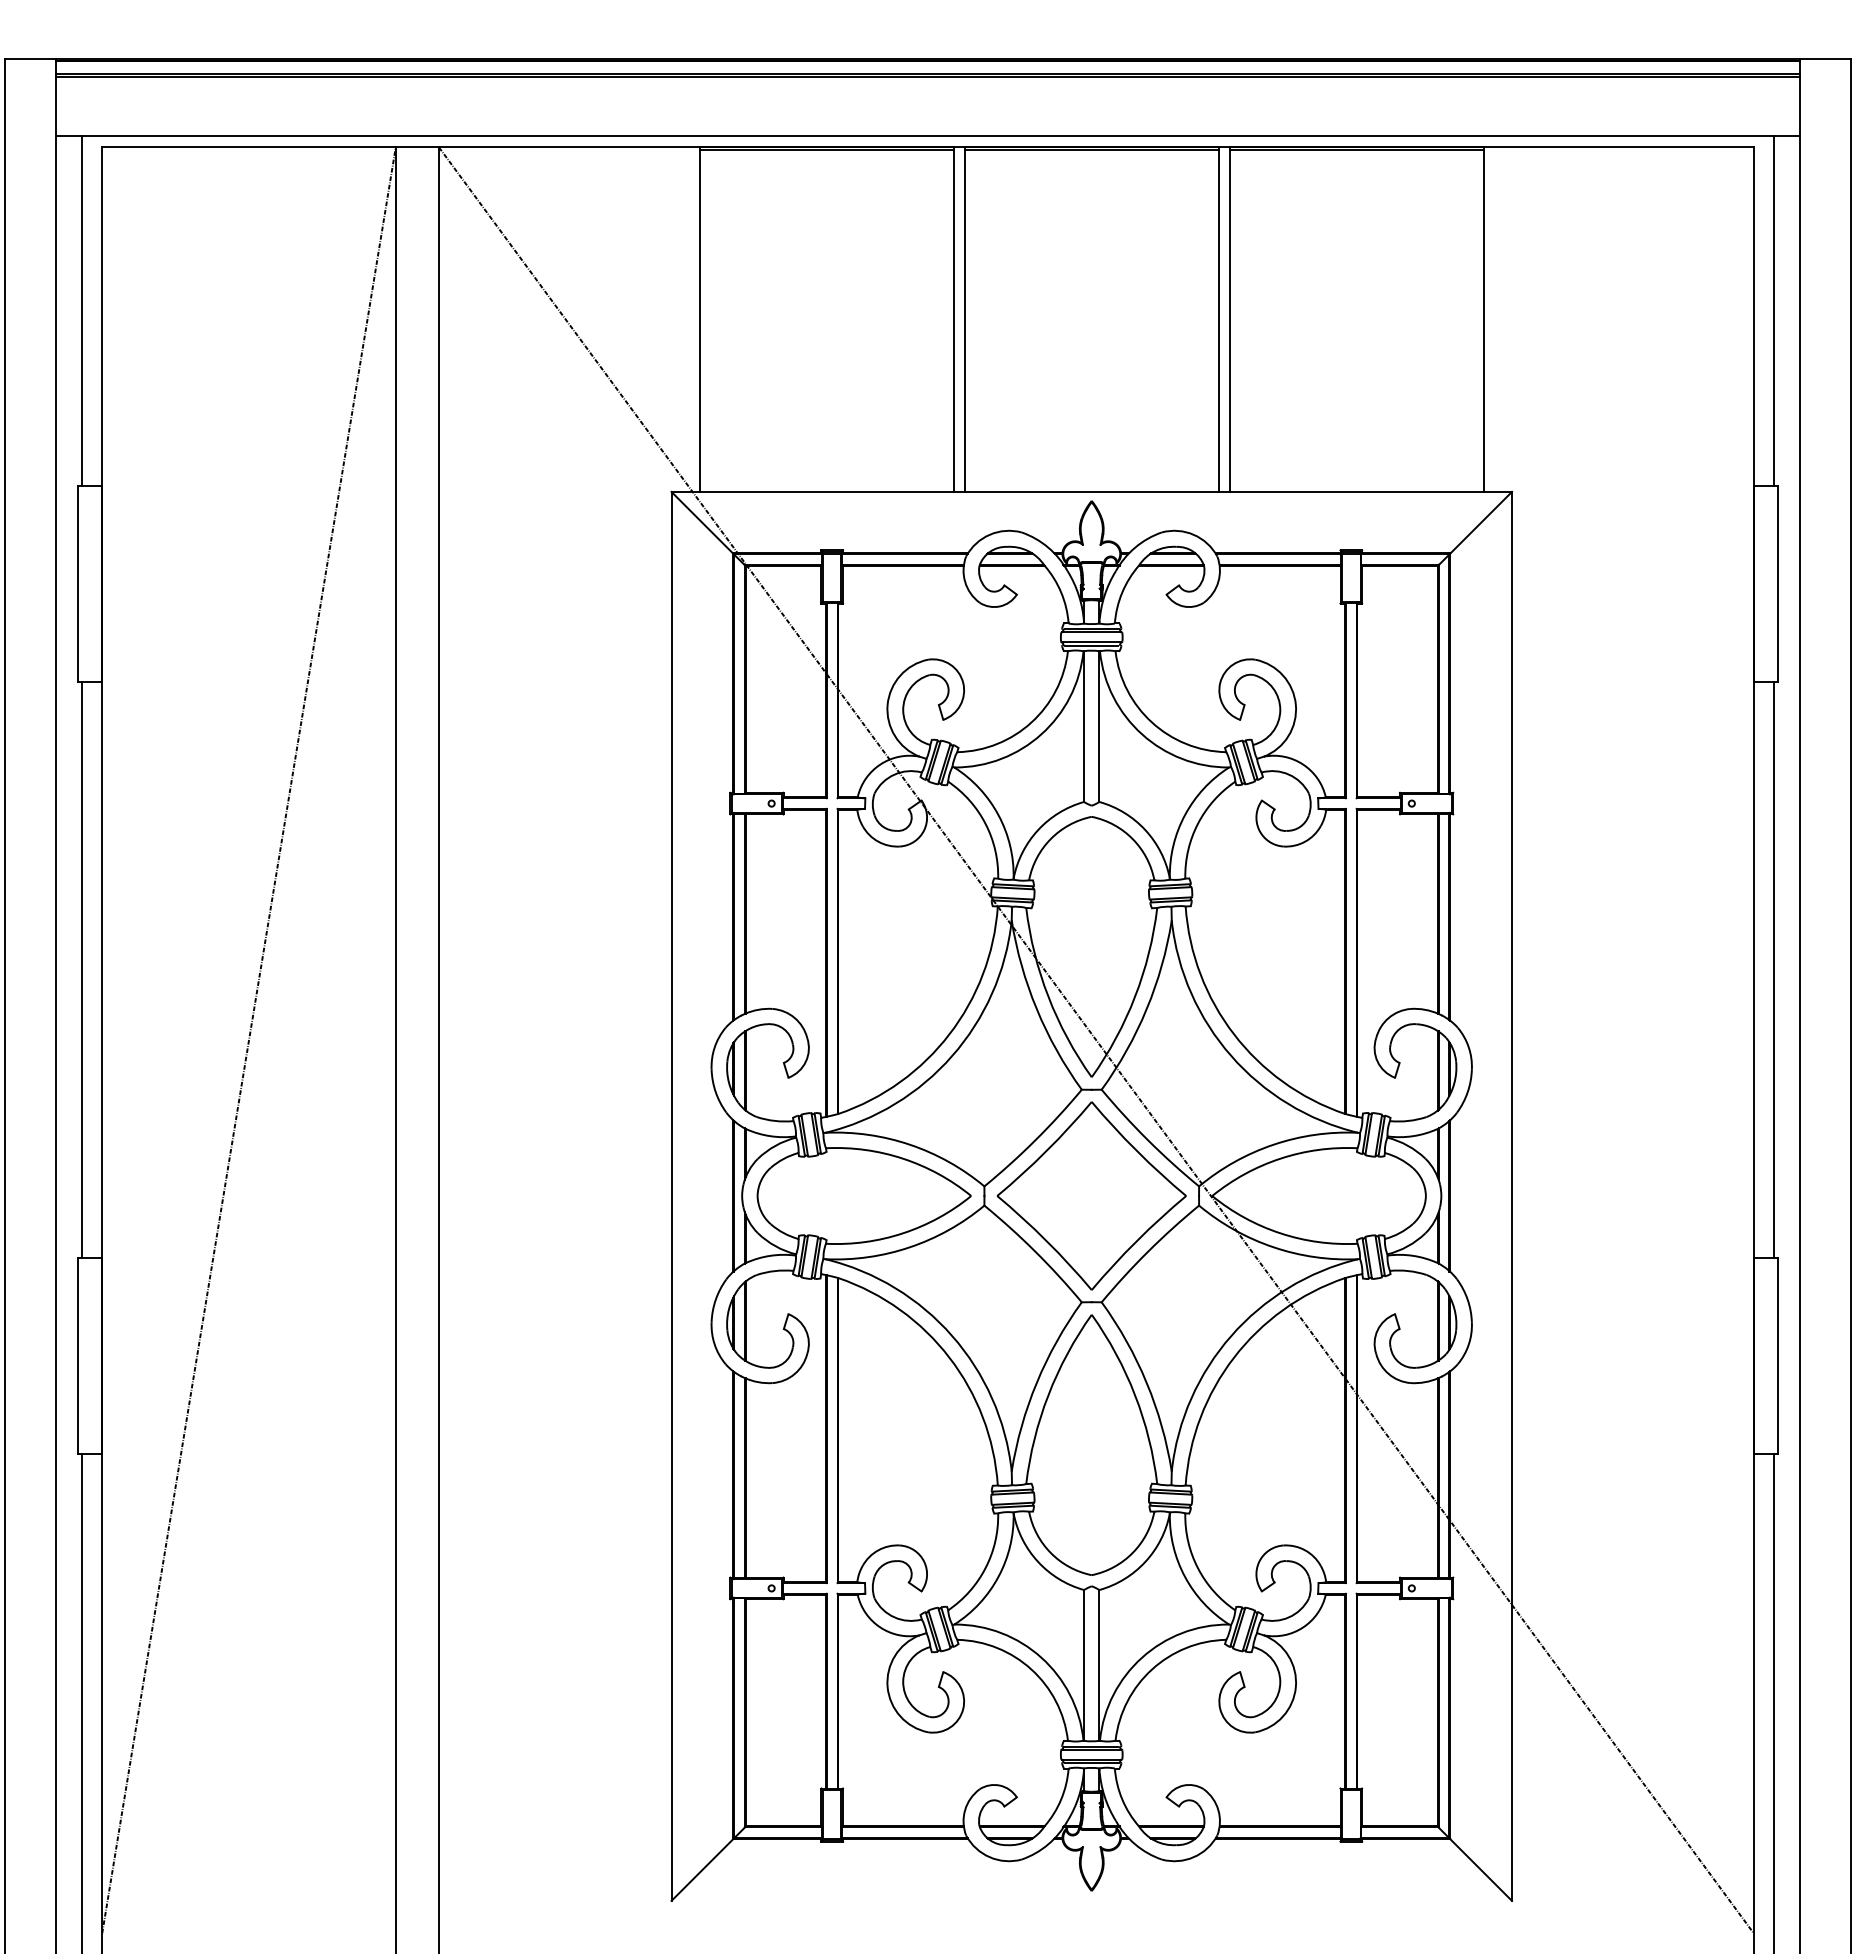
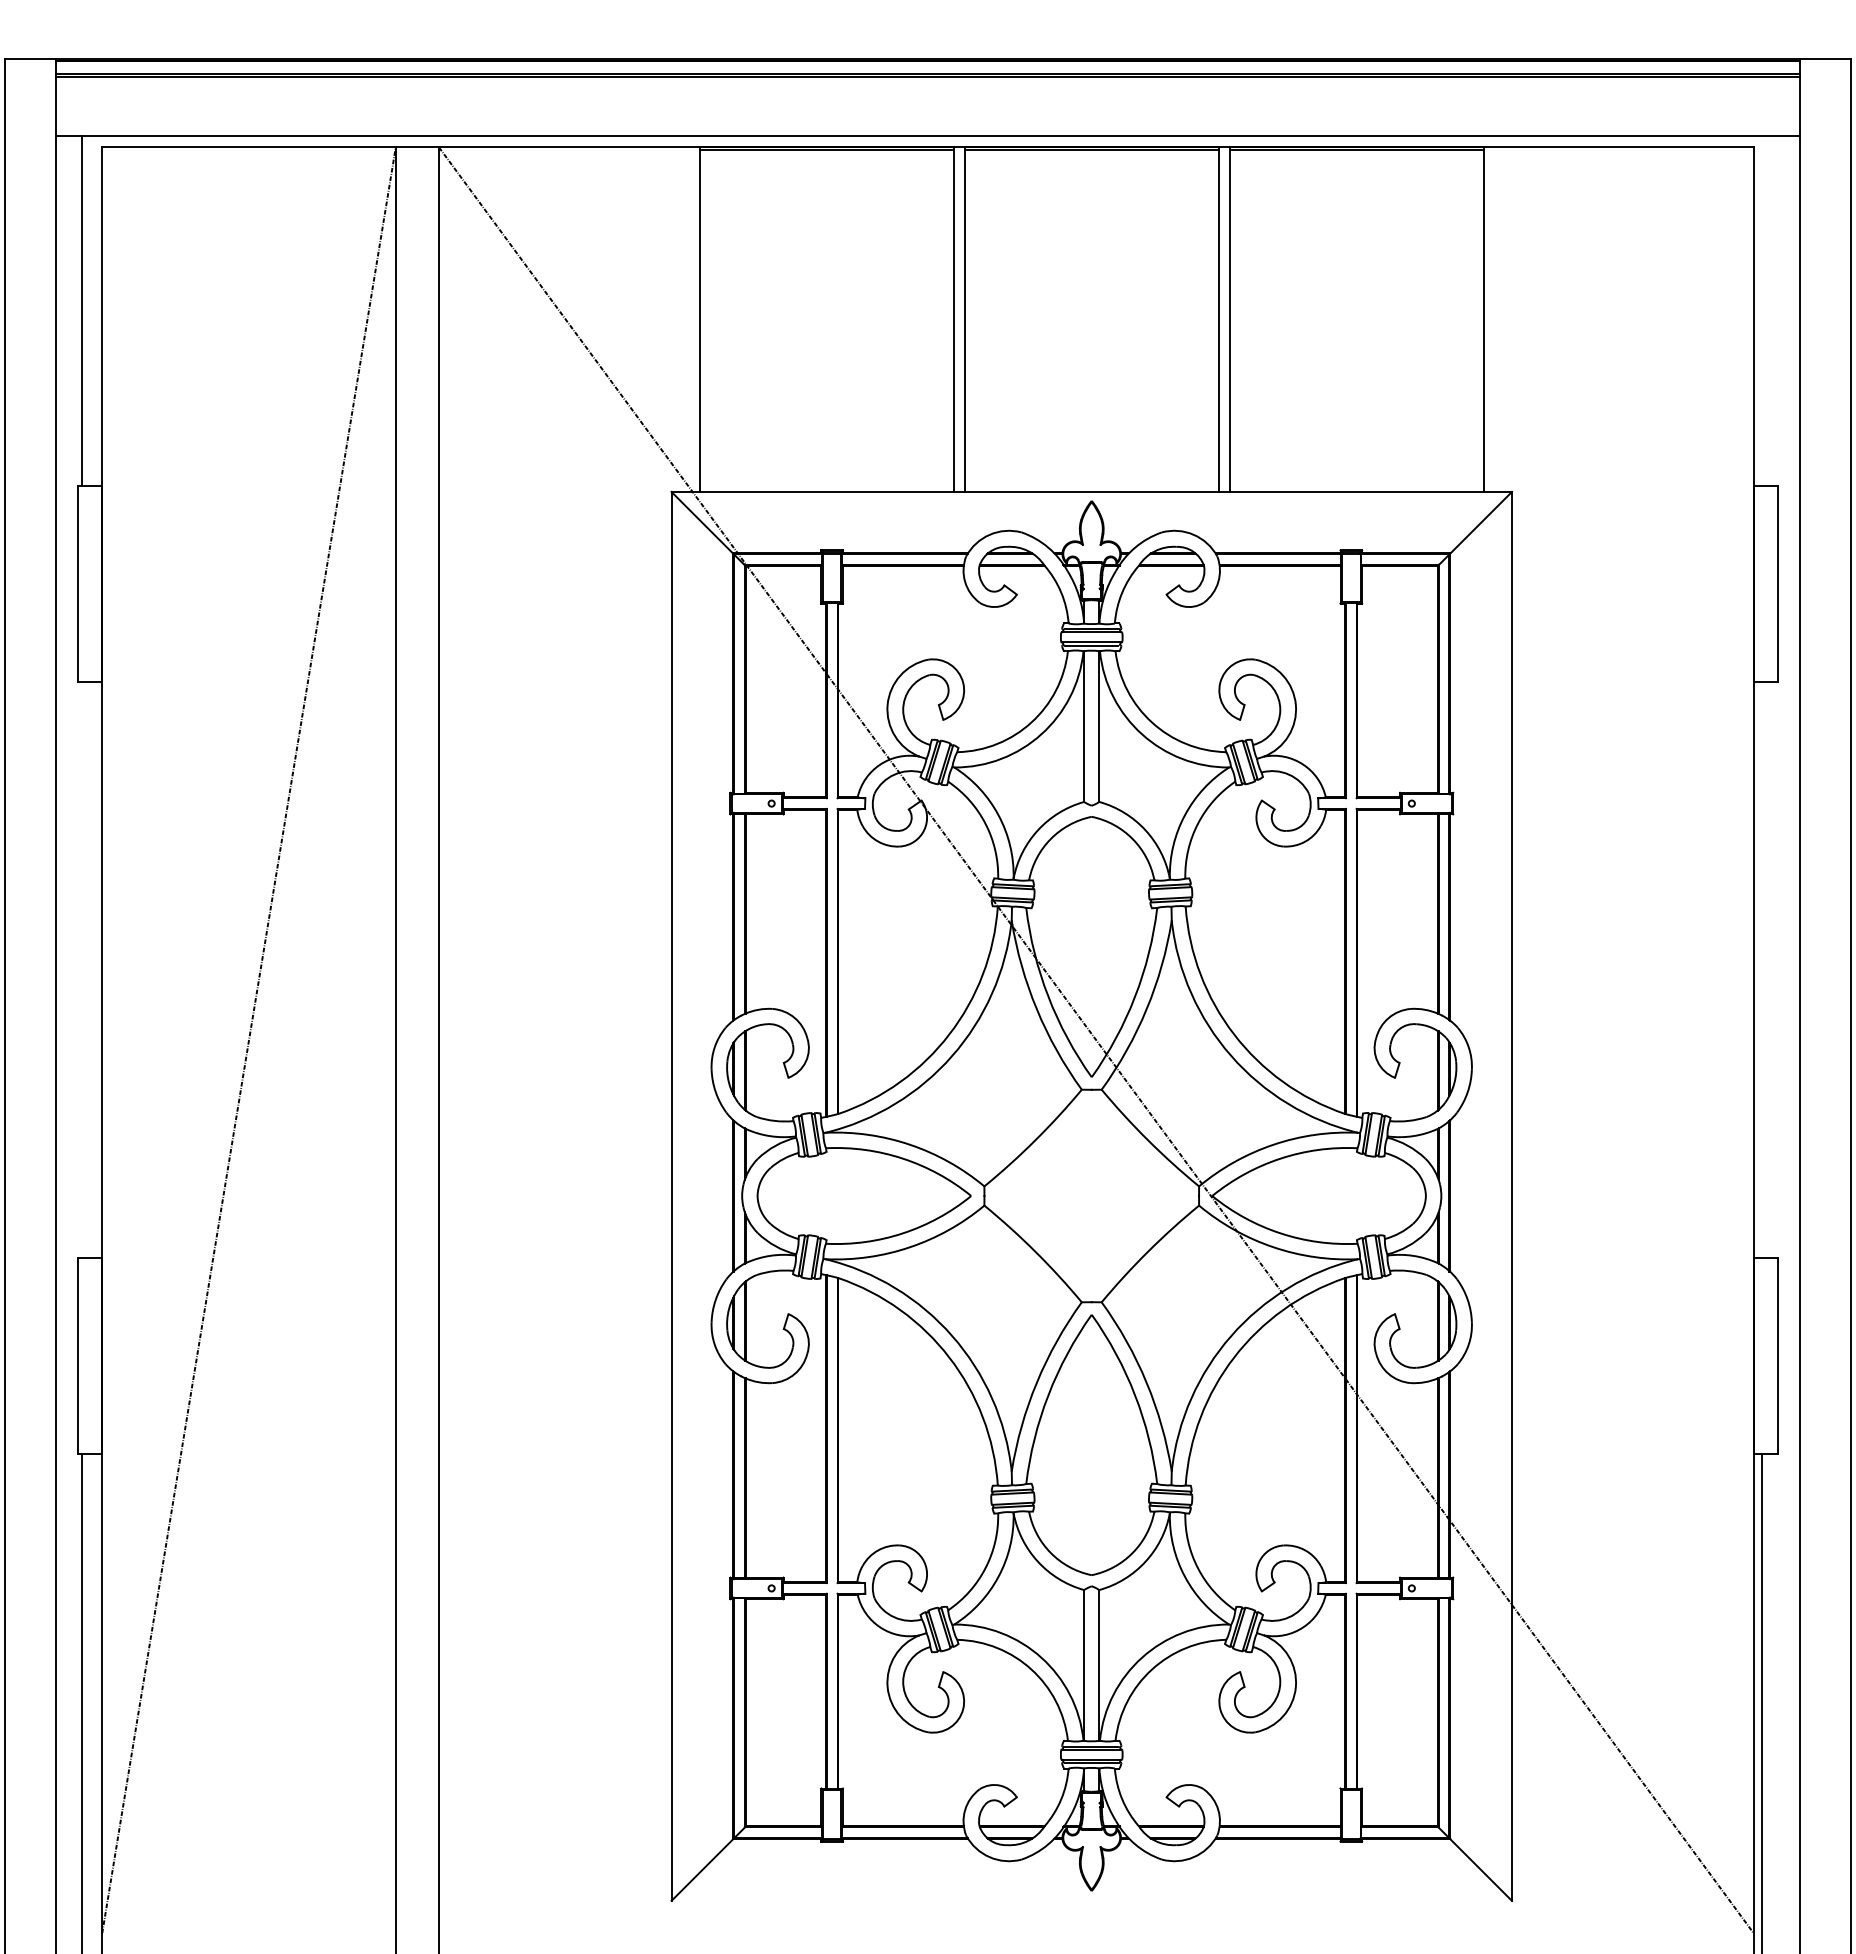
line: present -> none (1773, 310)
line: present -> none (82, 969)
line: present -> none (1773, 969)
part: present -> none (1091, 1195)
line position: (1773, 1702) -> (1761, 1702) (1761, 1702)
